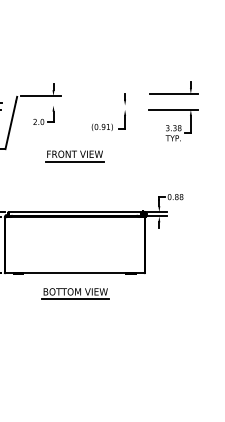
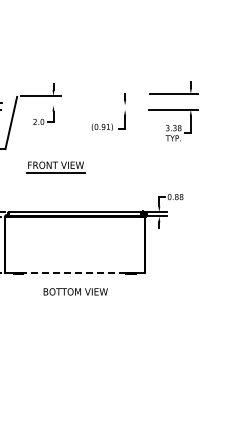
part position: (74, 156) -> (55, 167) (55, 167)
line: solid -> dashed (74, 273)
line: present -> none (75, 299)
